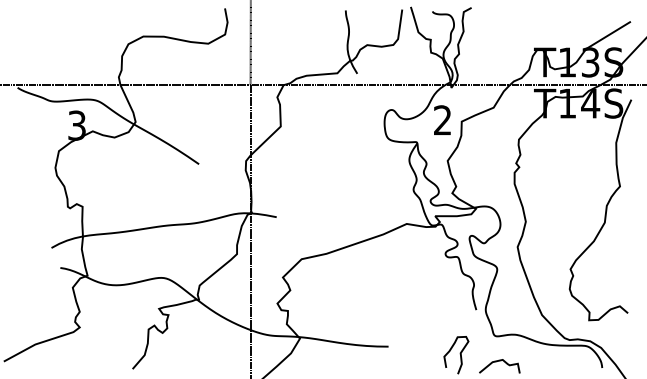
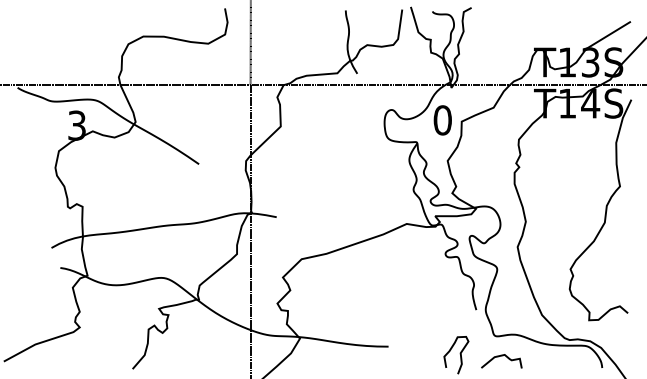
text: 2 -> 0 (442, 120)
curve position: (499, 361) -> (501, 356) (501, 356)
